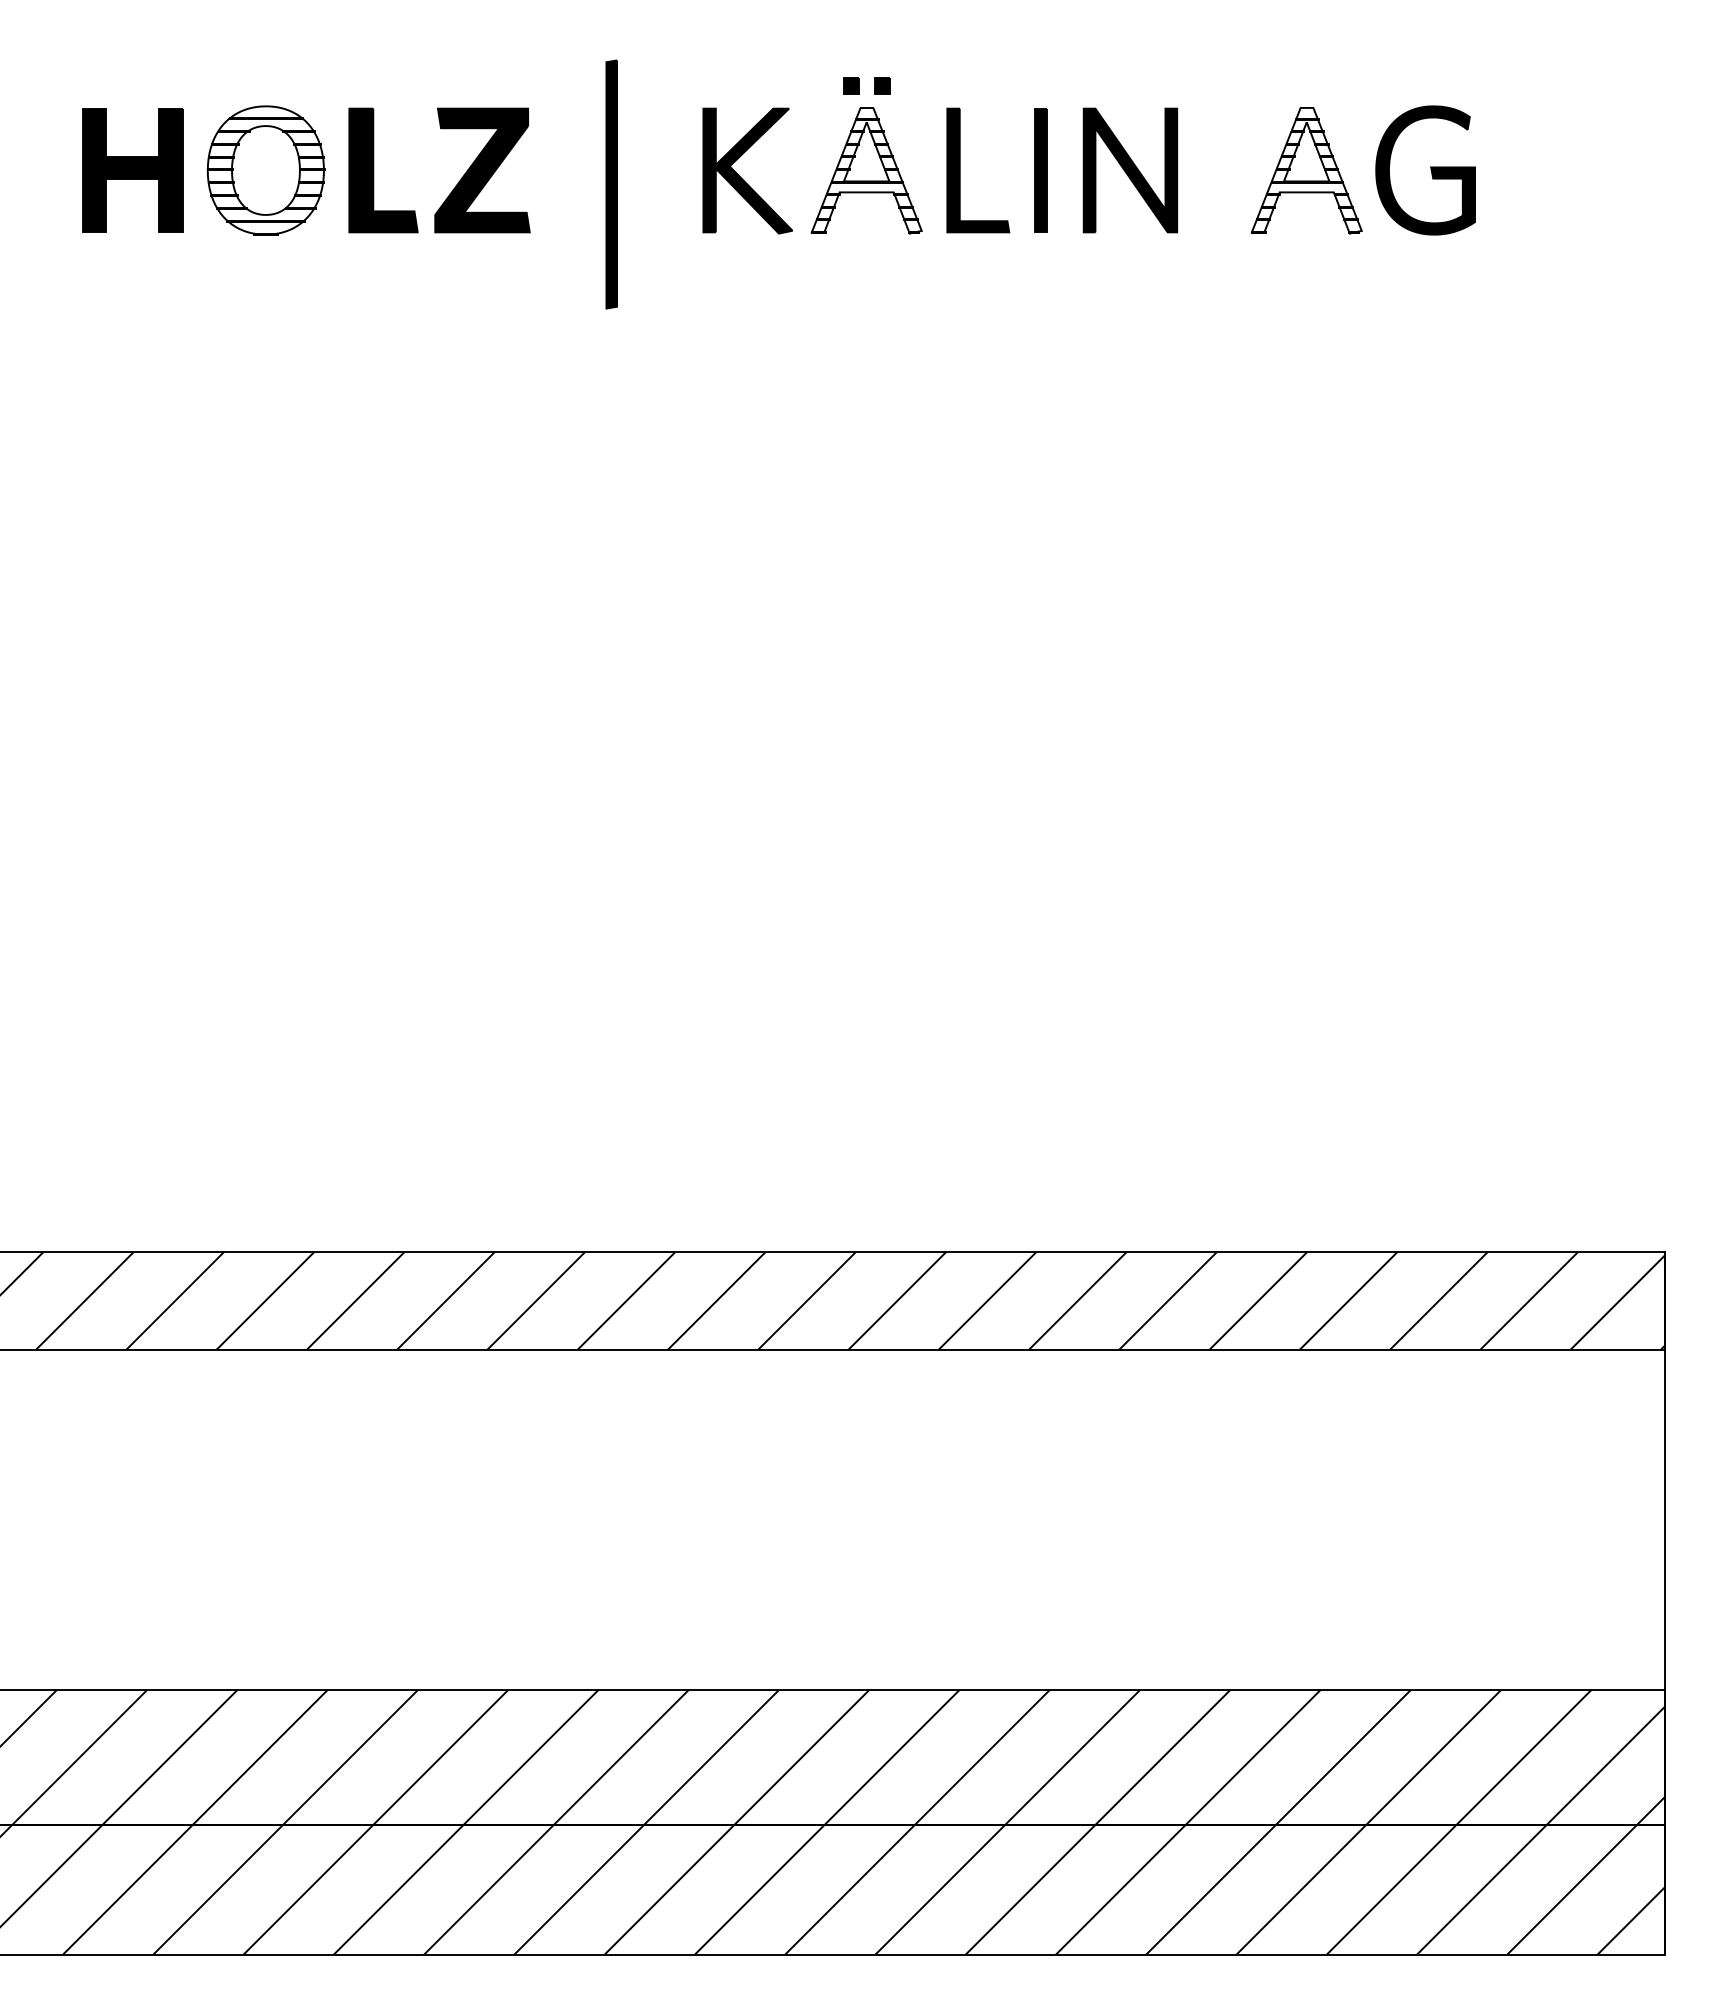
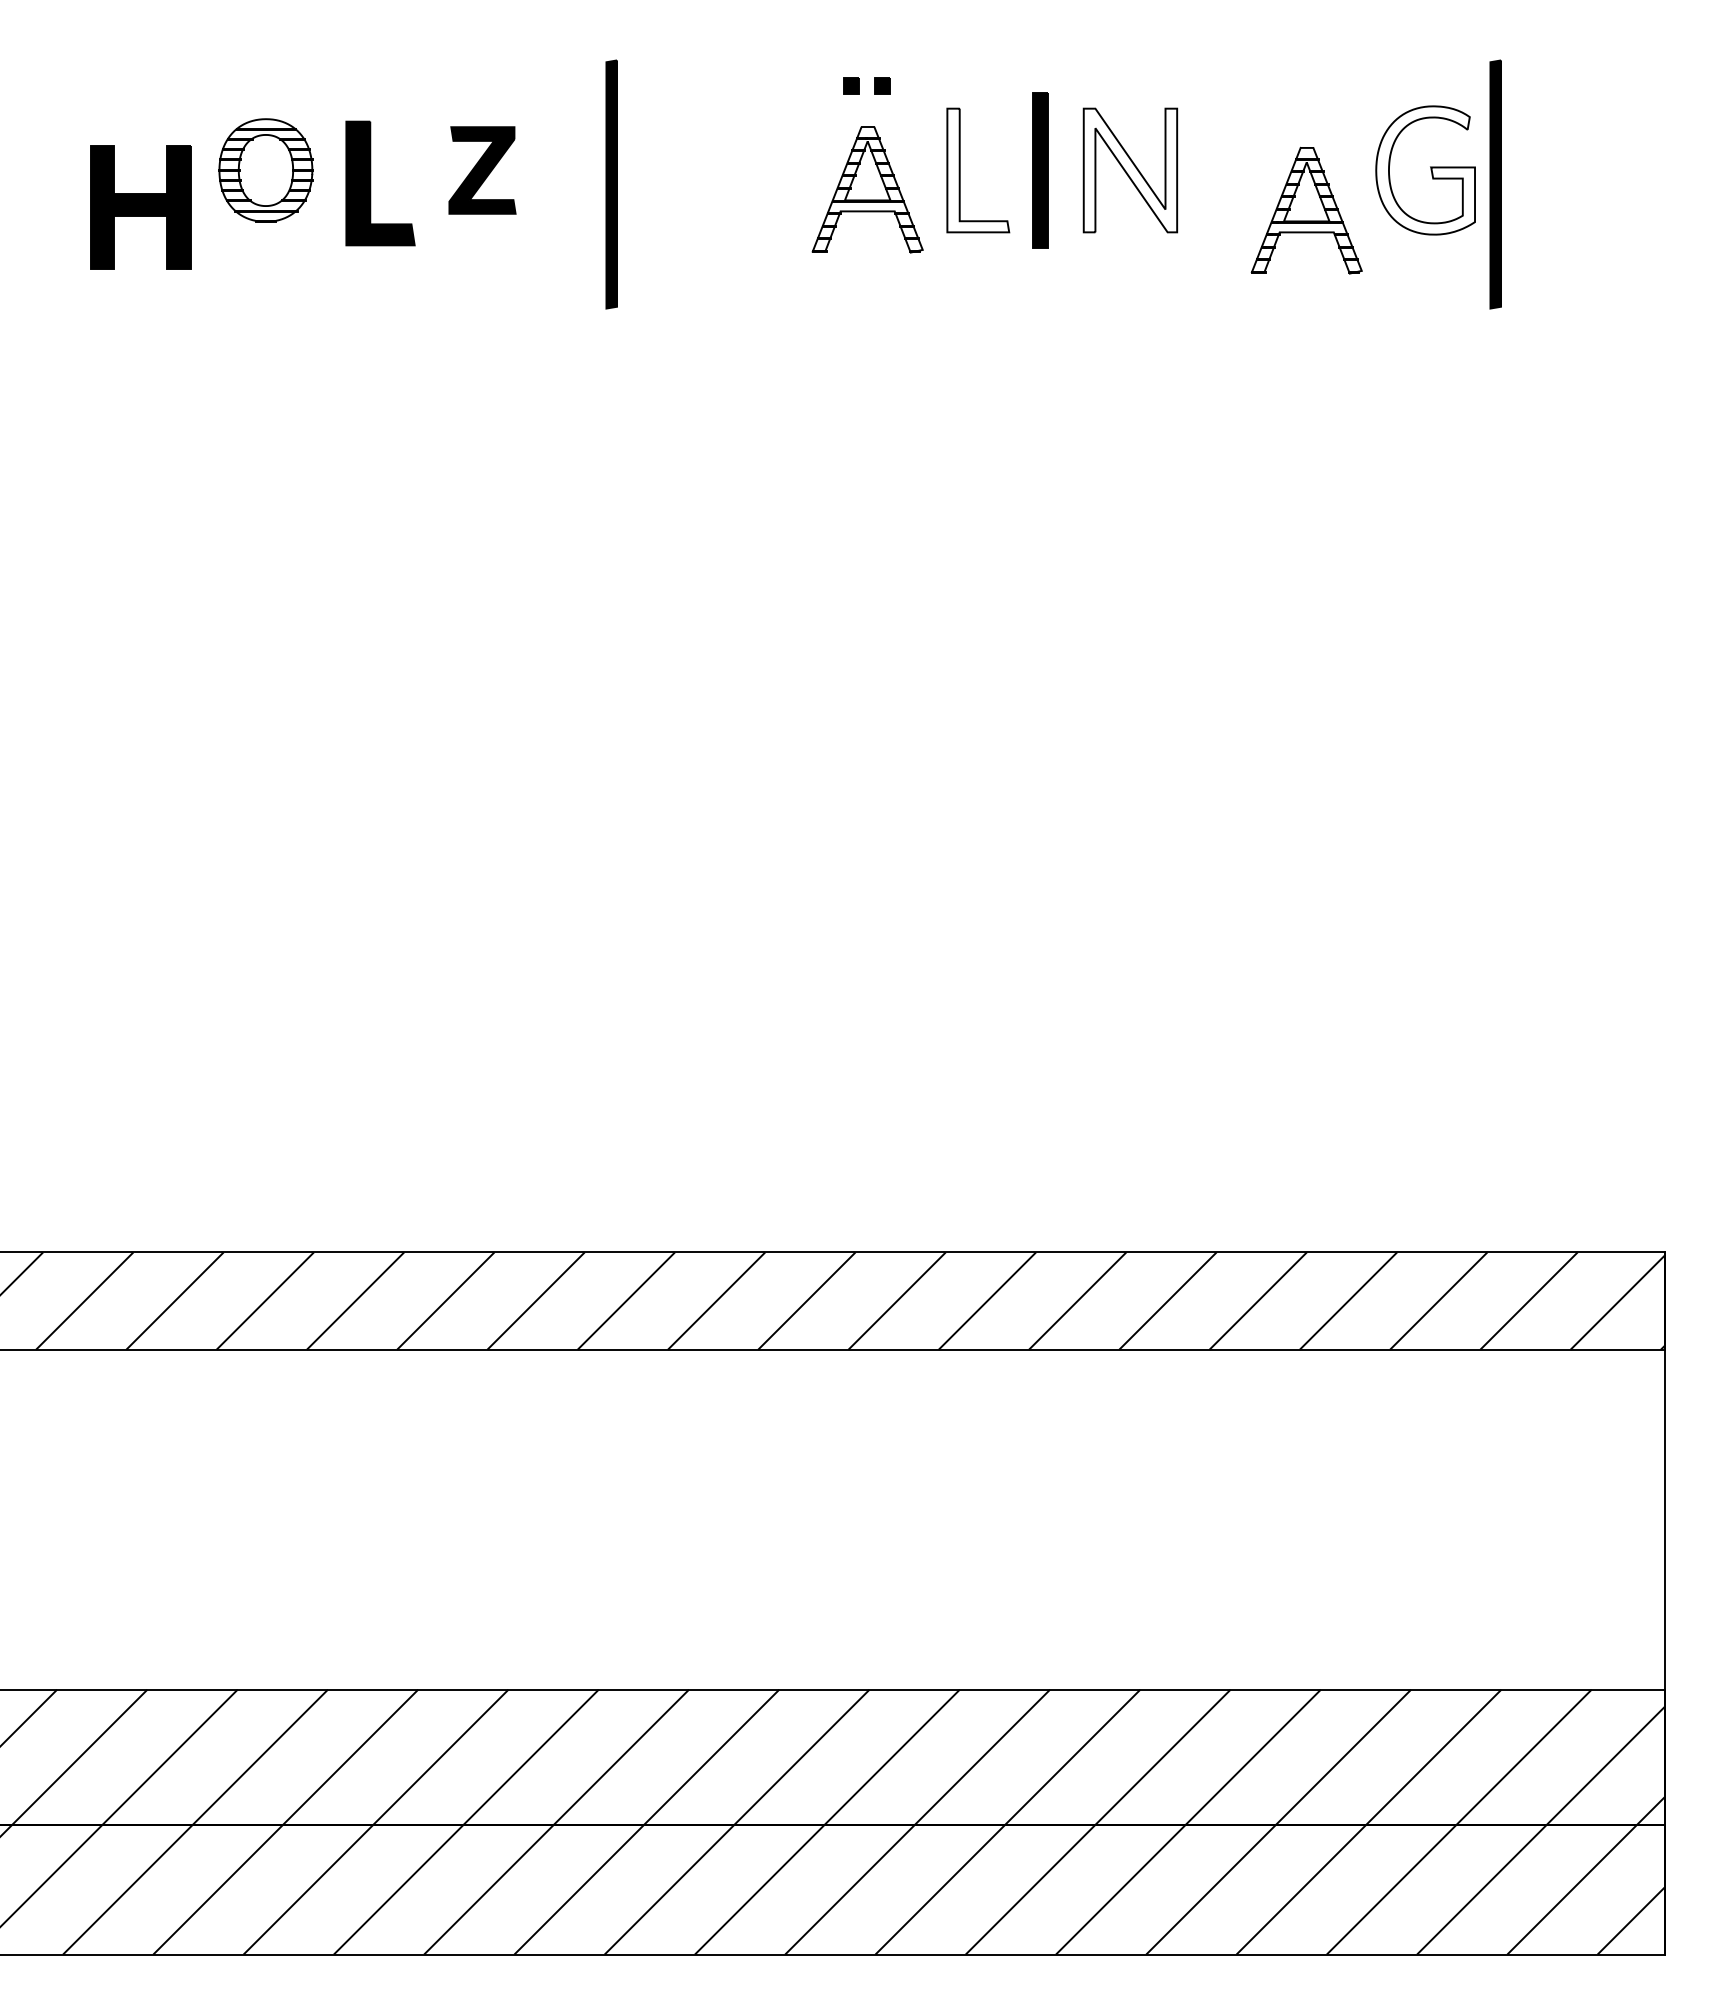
part position: (132, 170) -> (140, 207) (140, 207)
part size: 120x131 px -> 96x105 px (265, 170)
part position: (374, 170) -> (371, 183) (371, 183)
part size: 97x127 px -> 69x89 px (482, 170)
part position: (866, 170) -> (867, 189) (867, 189)
fill: present -> none (978, 170)
part size: 14x125 px -> 17x157 px (1040, 170)
fill: present -> none (1130, 170)
part position: (1306, 170) -> (1306, 210) (1306, 210)
fill: present -> none (1425, 170)
part: present -> none (740, 176)
part: none -> present (1495, 184)
